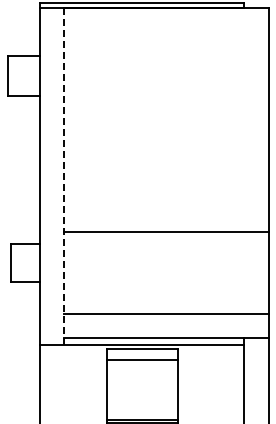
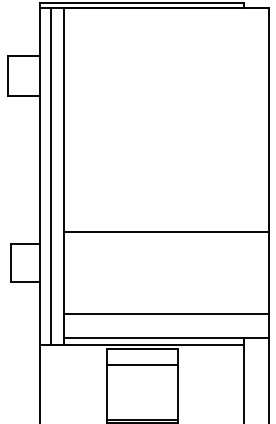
line: none -> present (50, 176)
line: dashed -> solid (64, 176)
line position: (141, 360) -> (141, 365) (141, 365)
